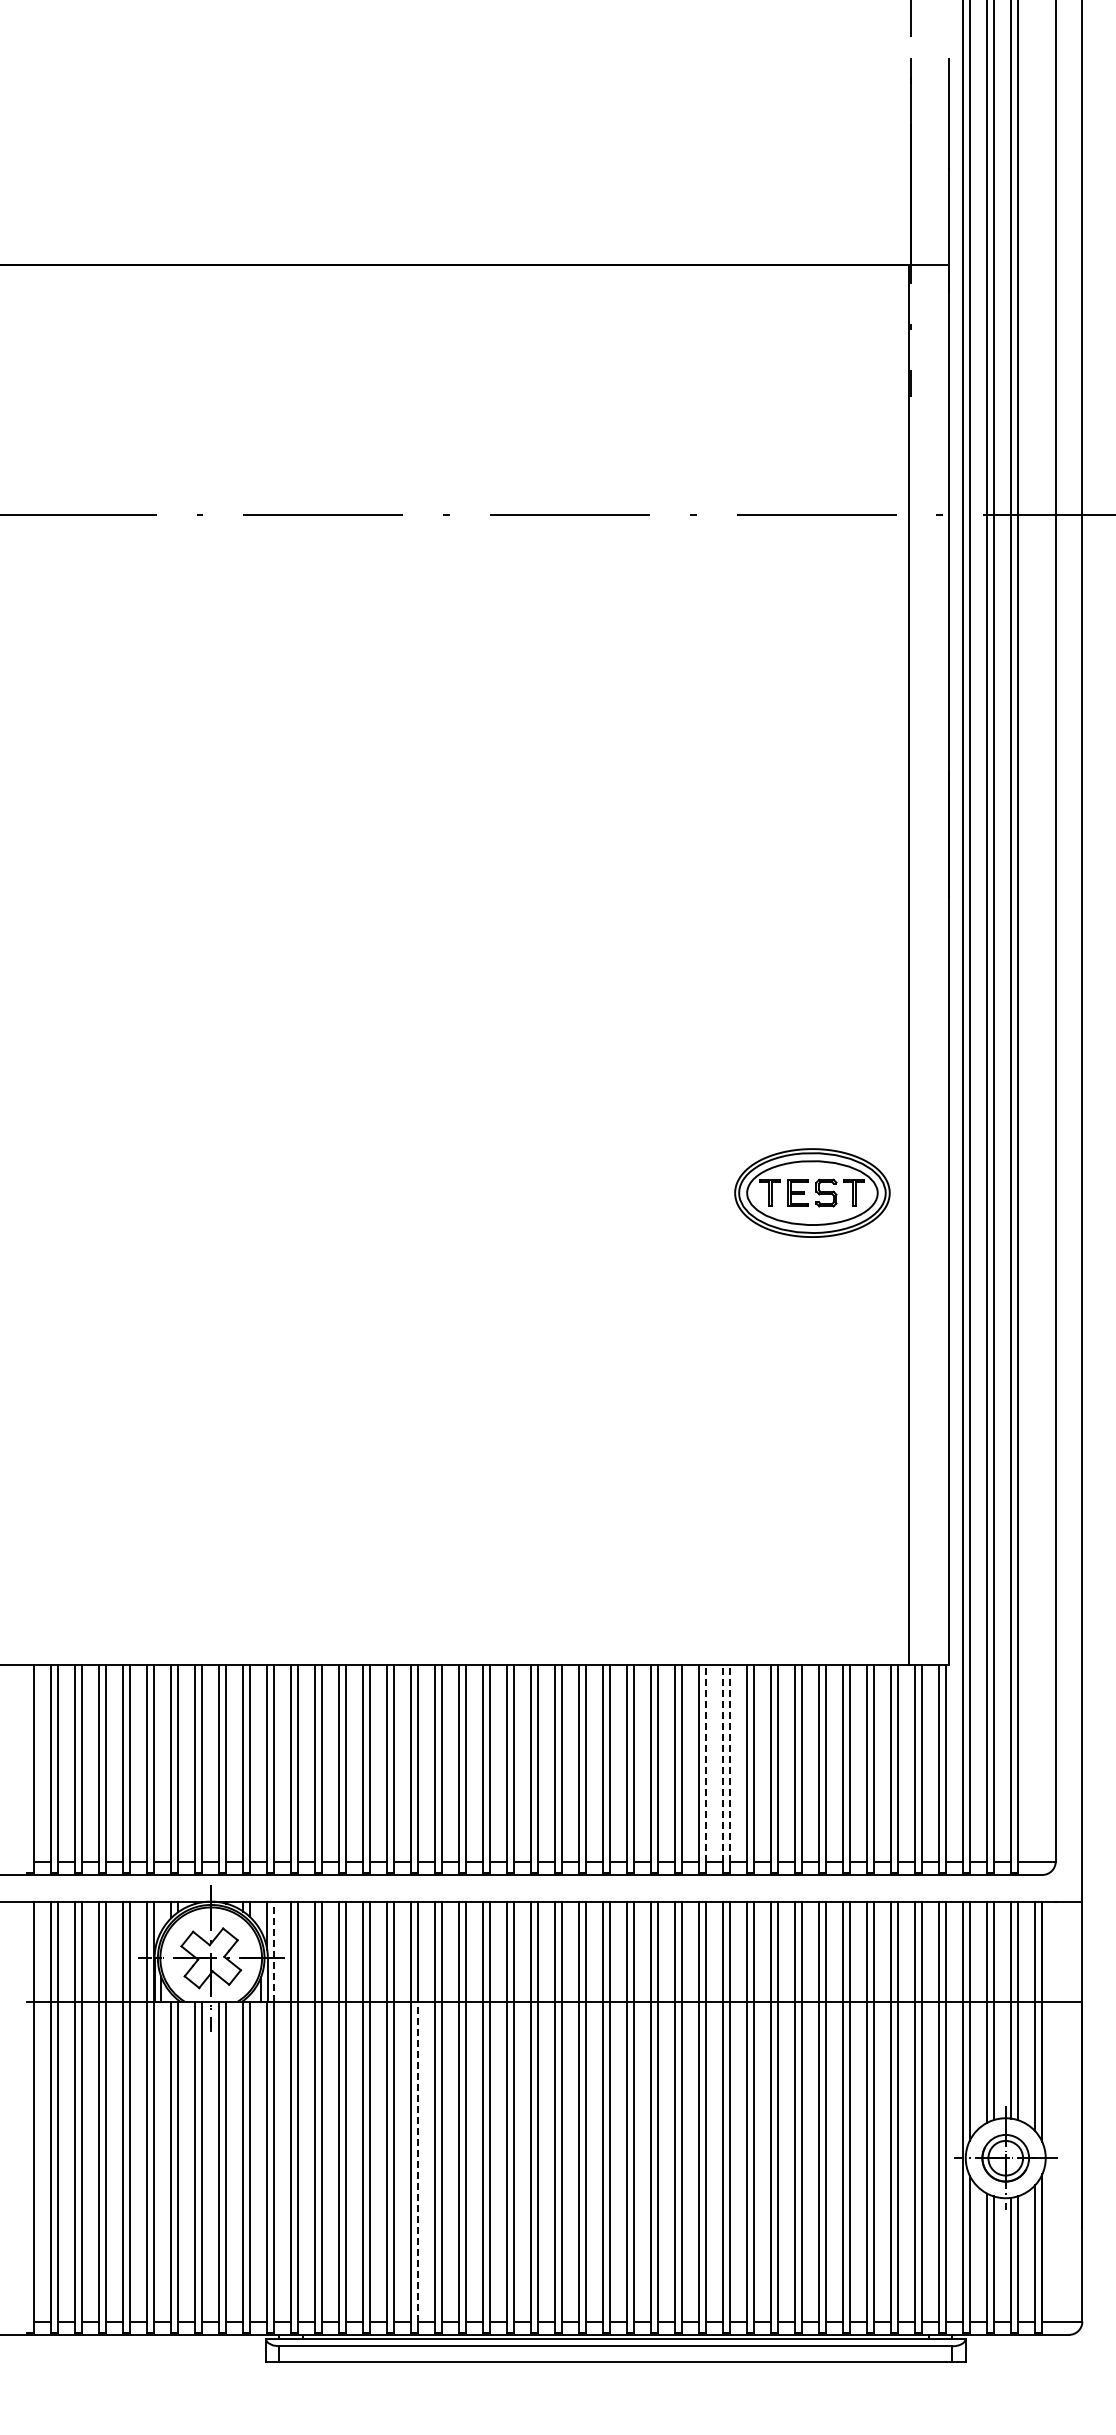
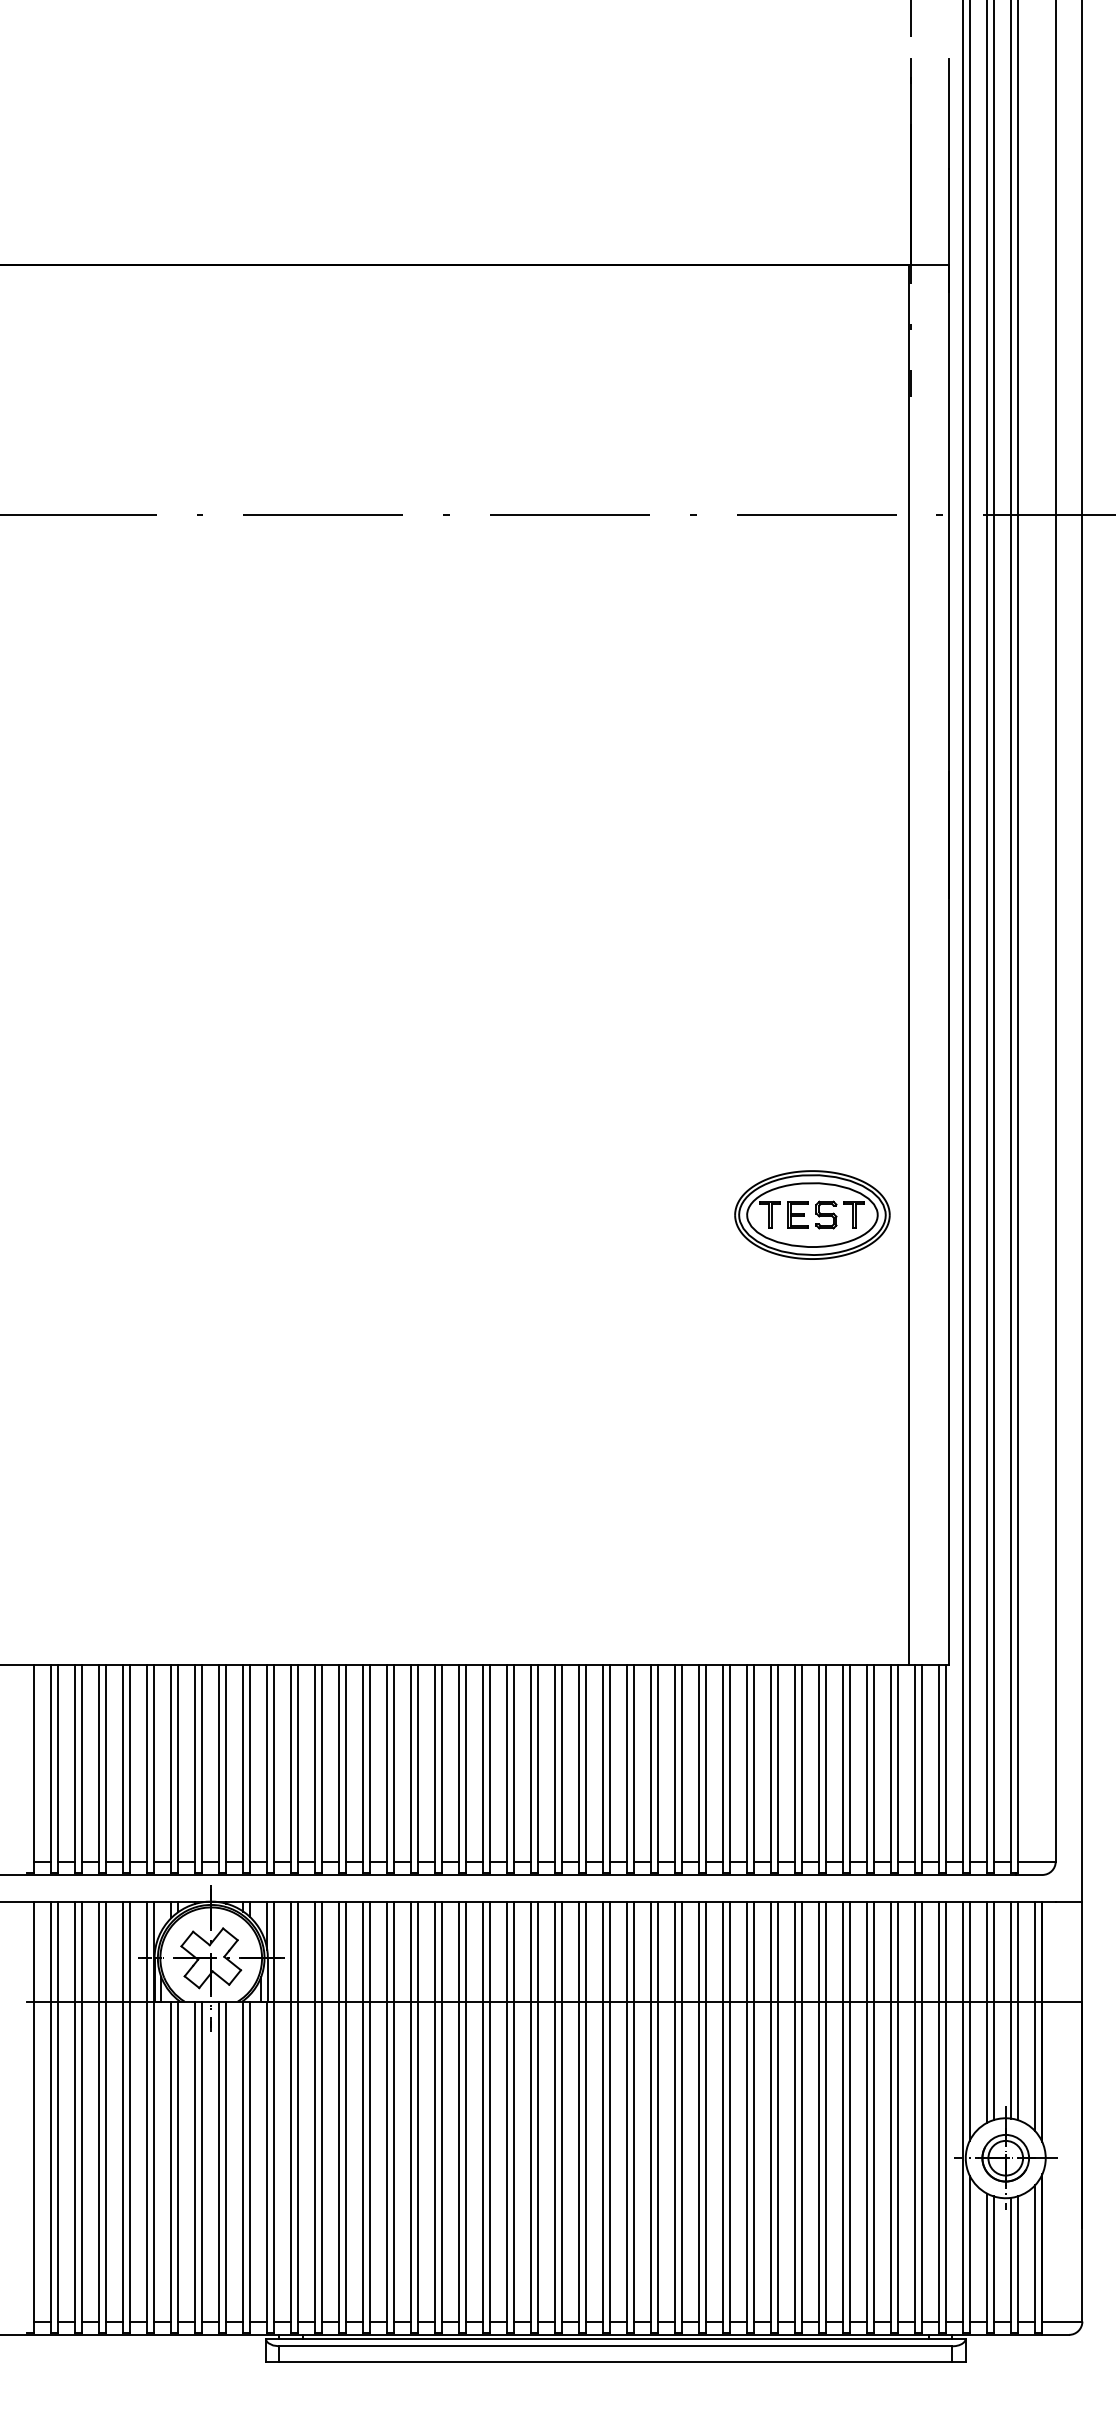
part position: (812, 1192) -> (812, 1214) (812, 1214)
line: dashed -> solid (705, 1762)
line: dashed -> solid (723, 1762)
line: dashed -> solid (729, 1762)
line: dashed -> solid (273, 1951)
line: dashed -> solid (417, 2161)
